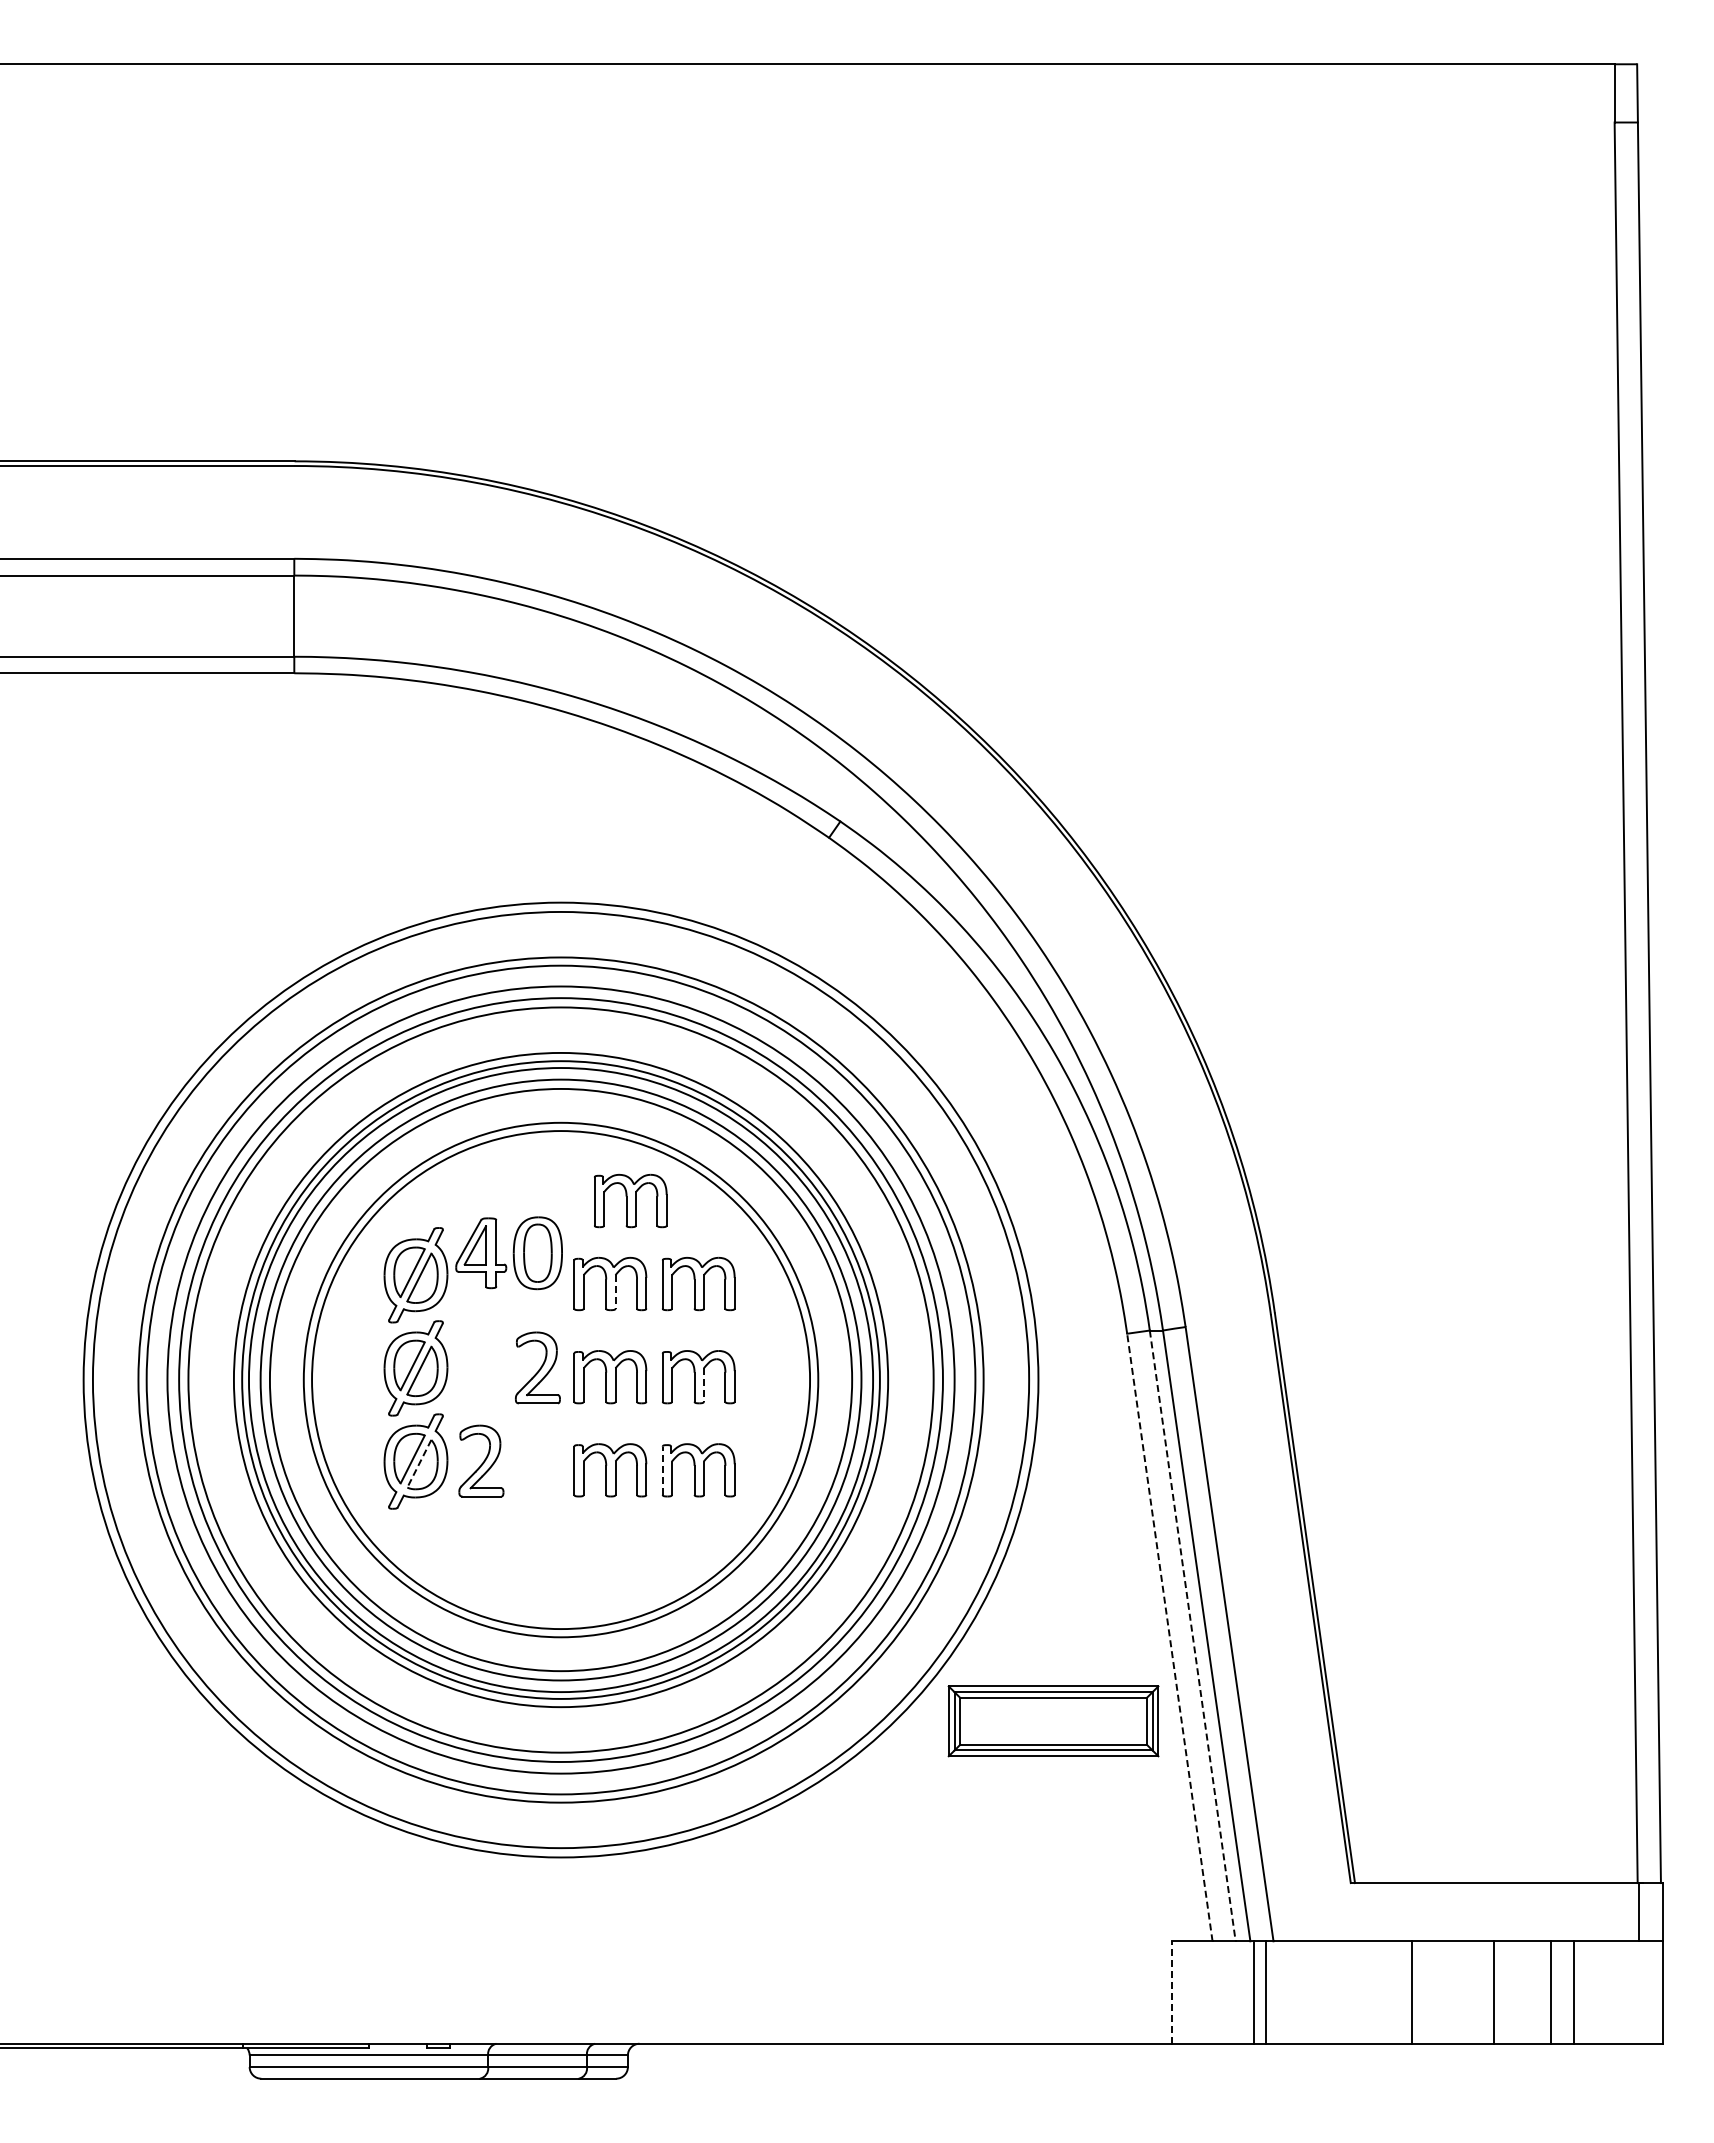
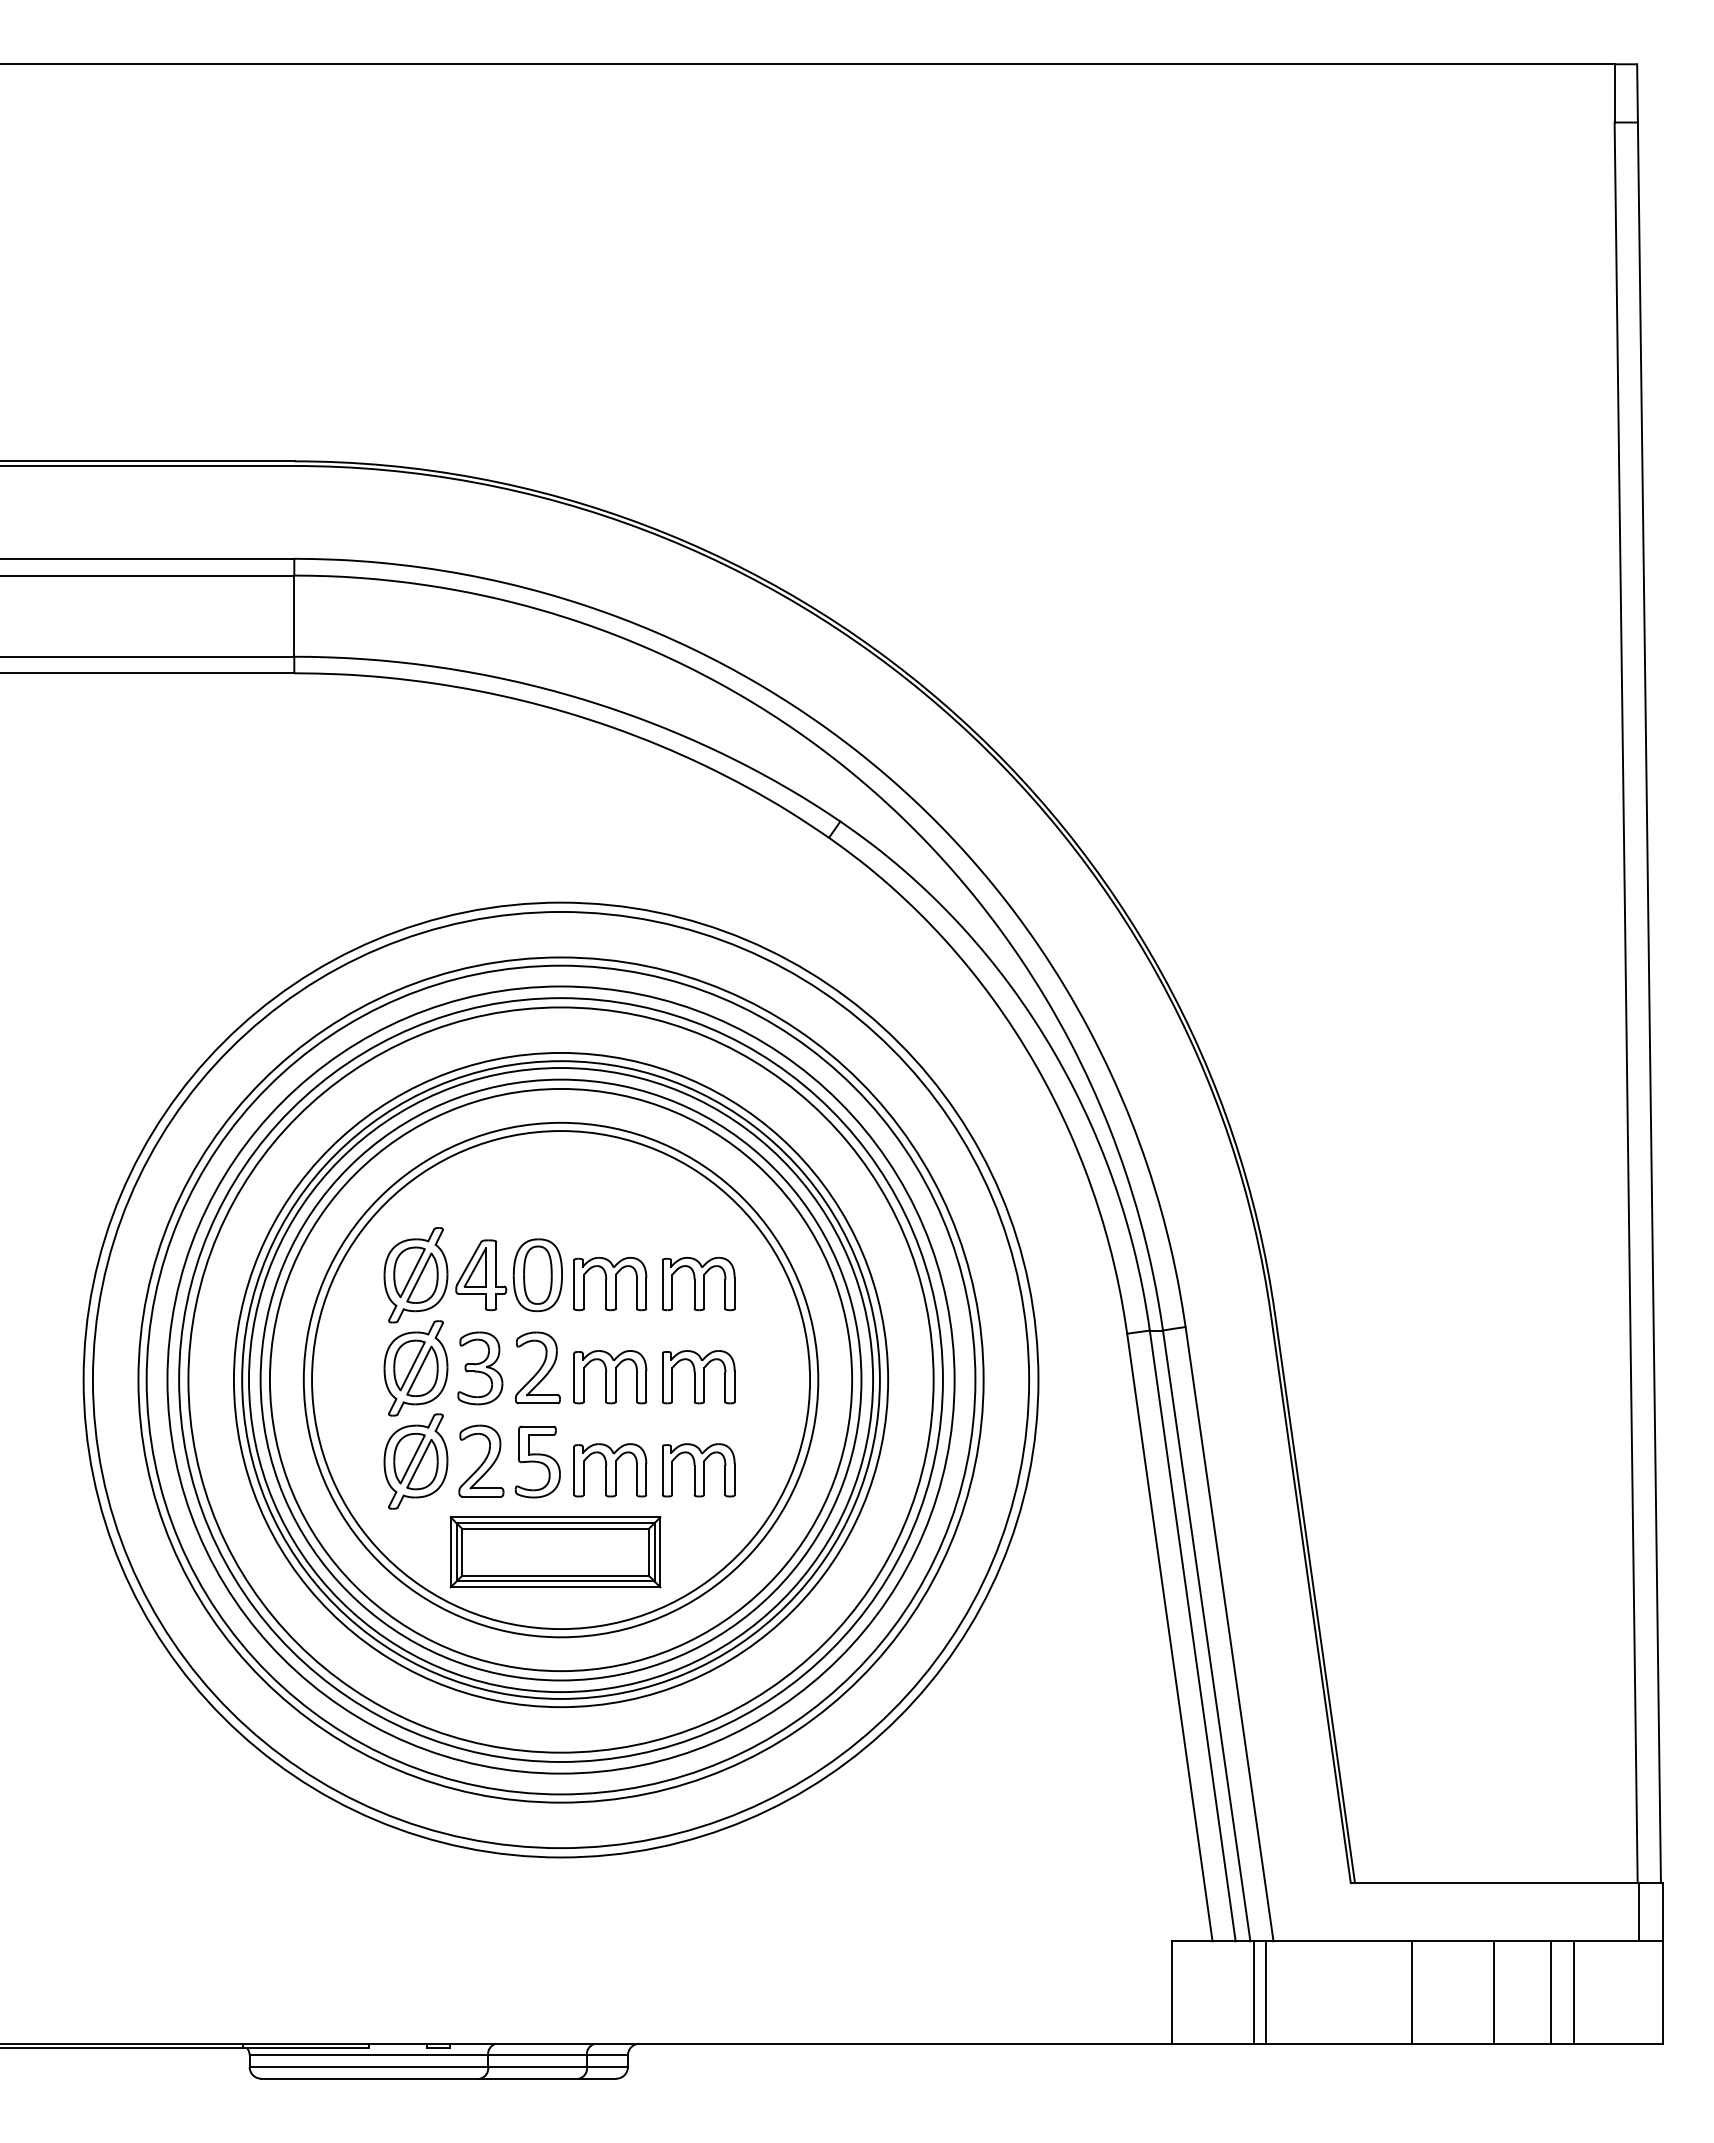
part: present -> none (630, 1200)
part position: (508, 1253) -> (508, 1275) (508, 1275)
line: dashed -> solid (615, 1291)
part: none -> present (480, 1368)
line: dashed -> solid (703, 1385)
part: none -> present (537, 1461)
line: dashed -> solid (419, 1463)
line: dashed -> solid (662, 1470)
line: dashed -> solid (1192, 1636)
line: dashed -> solid (1169, 1637)
part position: (1053, 1721) -> (555, 1552) (555, 1552)
line: dashed -> solid (1172, 1992)
